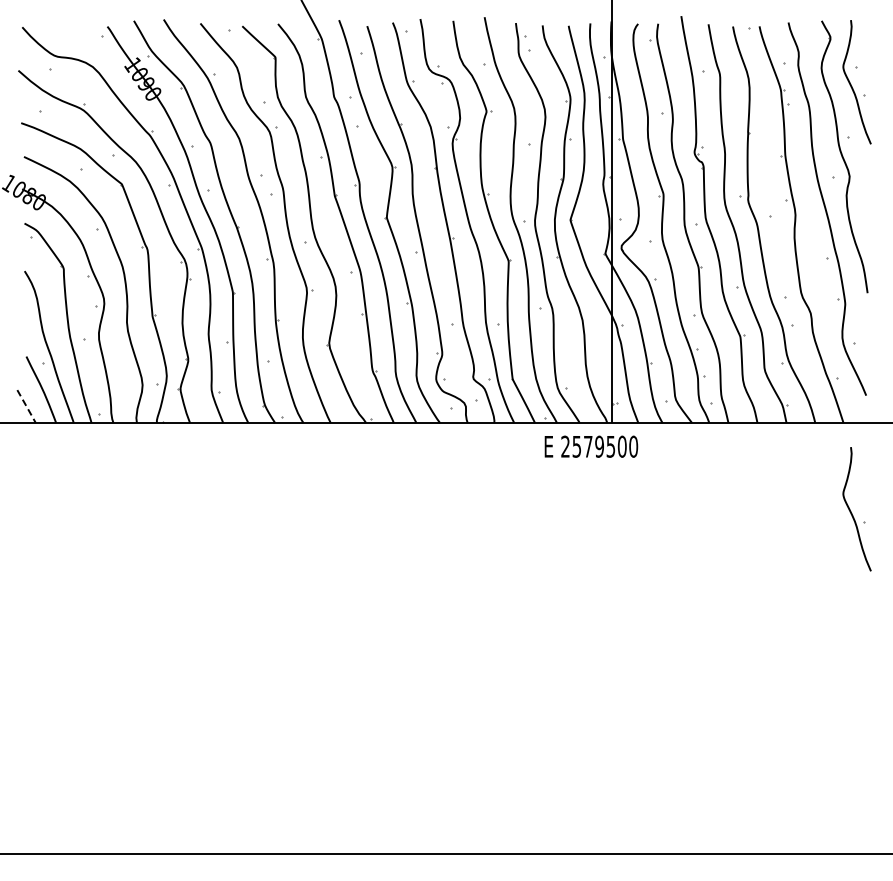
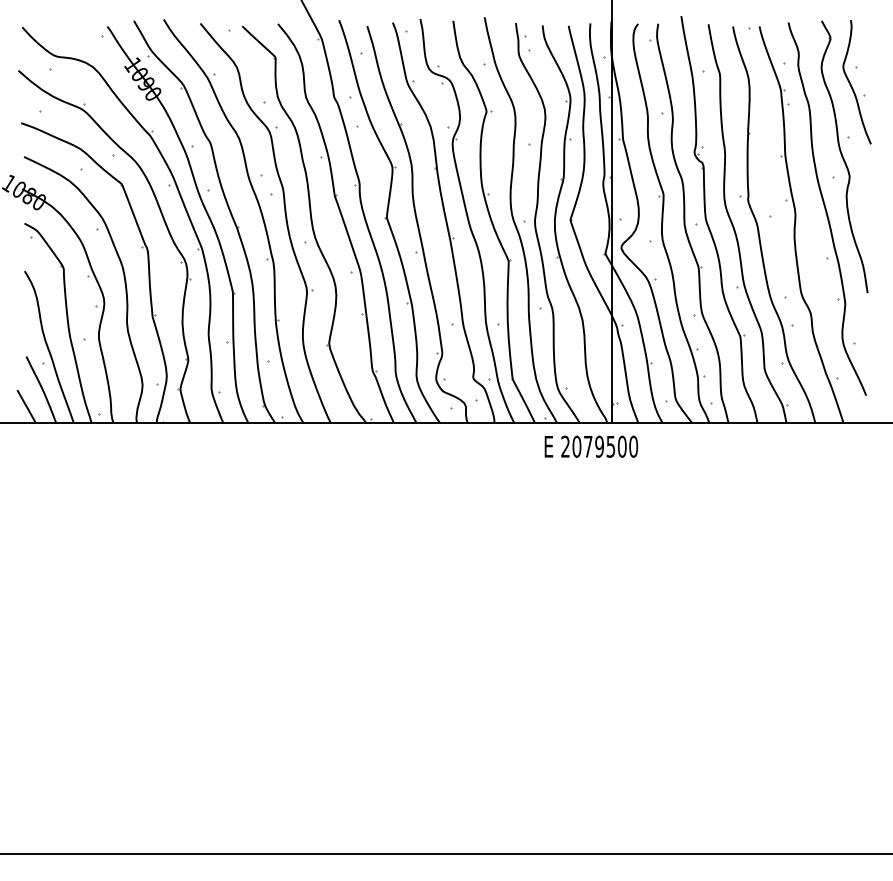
line: dashed -> solid (26, 407)
text: 2579500 -> 2079500 (576, 446)
part: present -> none (856, 509)
